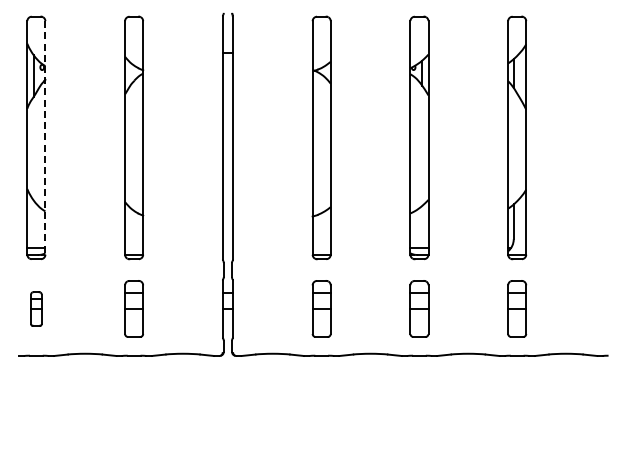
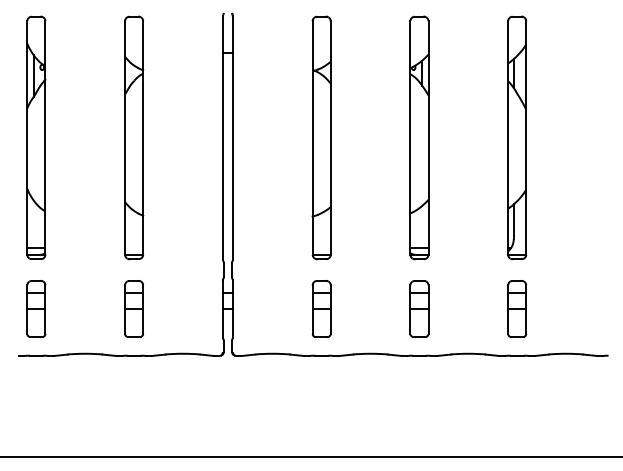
line: dashed -> solid (45, 137)
part size: 13x36 px -> 21x58 px (36, 308)
line: none -> present (310, 457)
